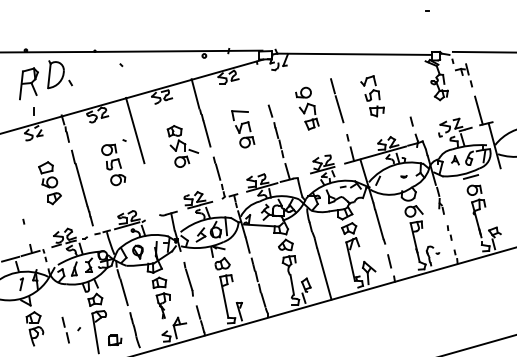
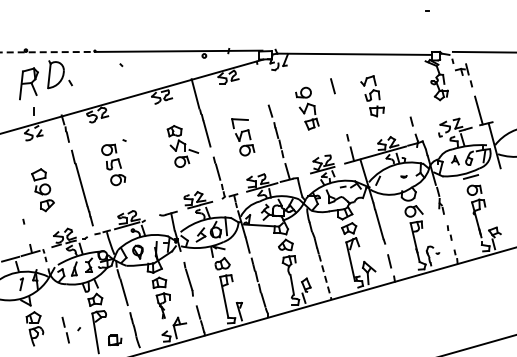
line: solid -> dashed (48, 52)
line: present -> none (339, 109)
part position: (243, 129) -> (243, 137) (243, 137)
line: present -> none (135, 130)
part position: (49, 183) -> (42, 190) (42, 190)
line: solid -> dashed (325, 277)
